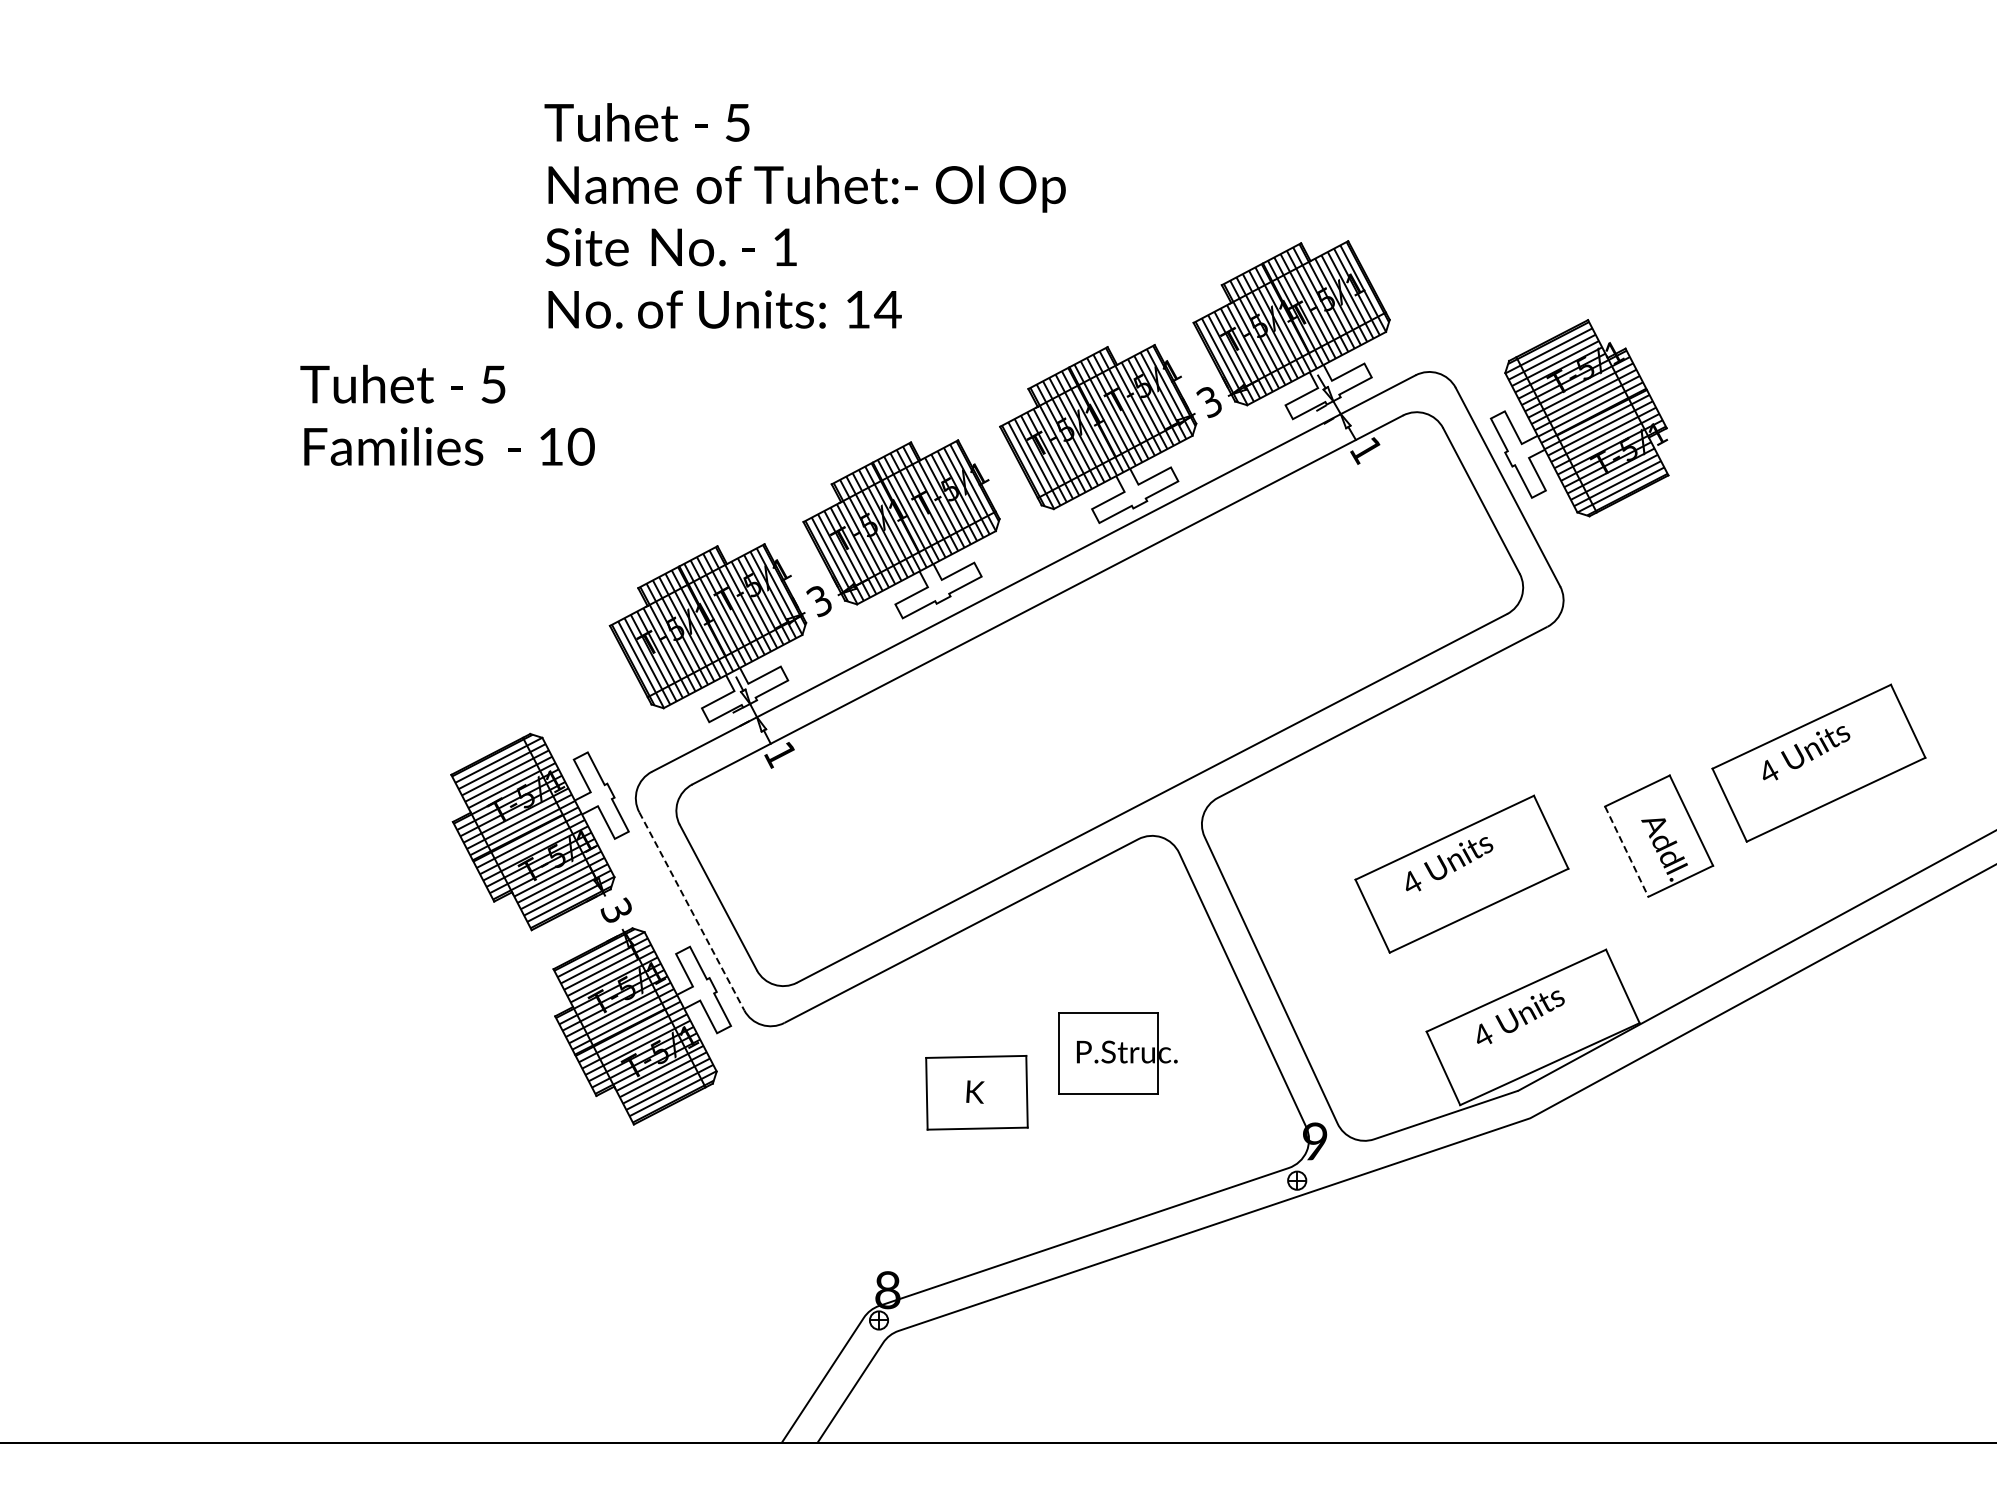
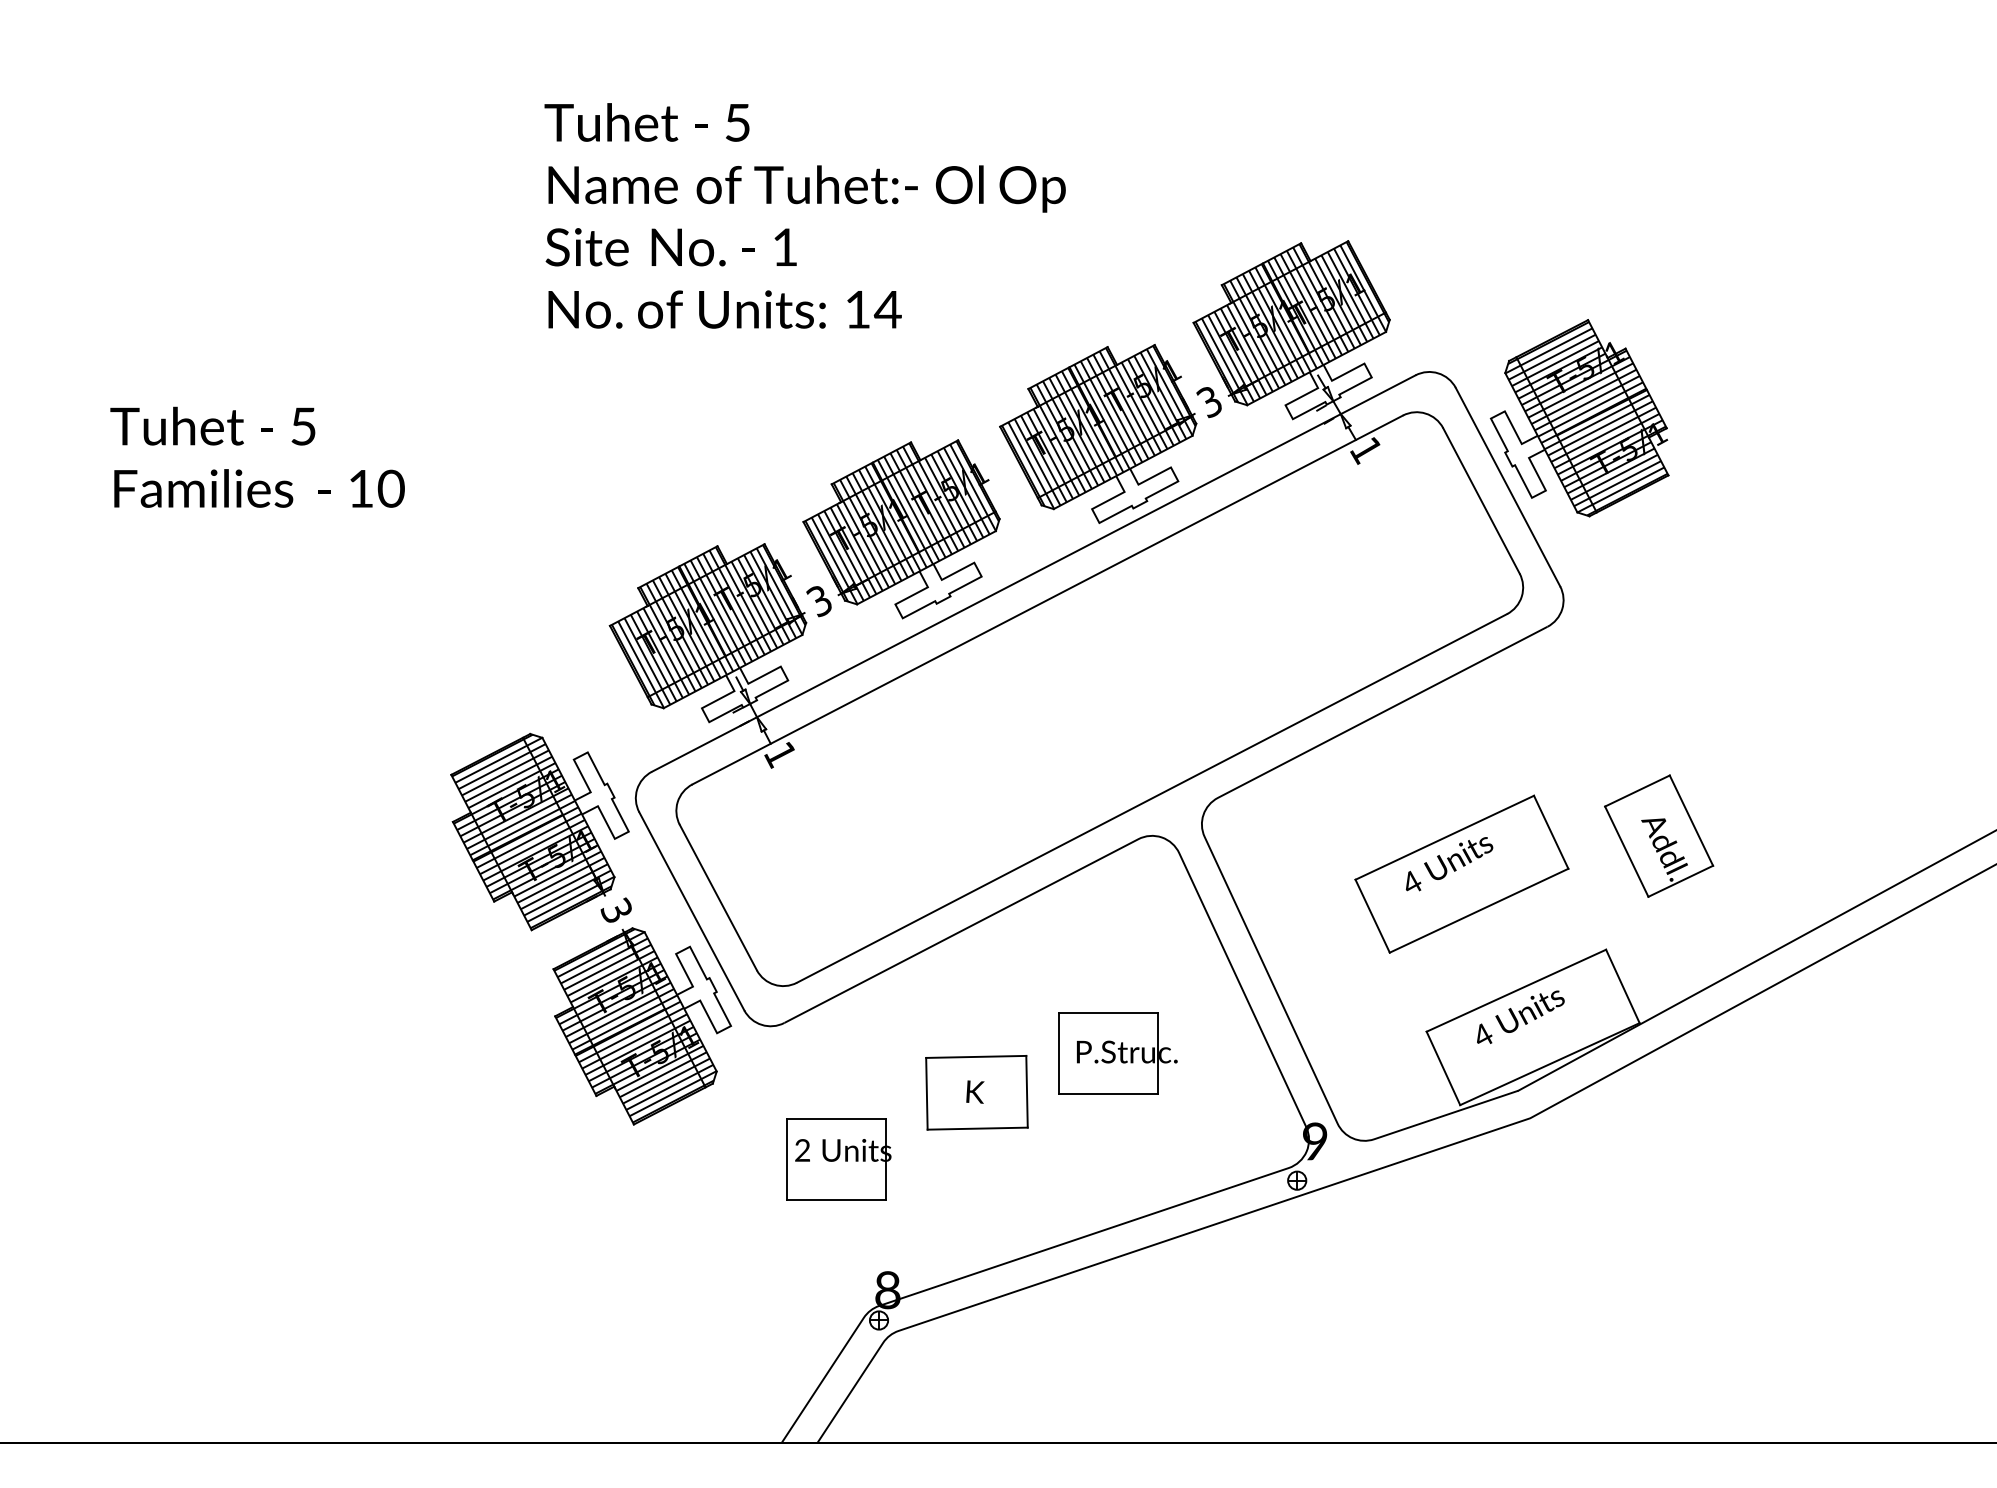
text position: (447, 414) -> (257, 456) (257, 456)
part: present -> none (1818, 762)
line: dashed -> solid (1626, 852)
line: dashed -> solid (692, 911)
part: none -> present (838, 1159)
